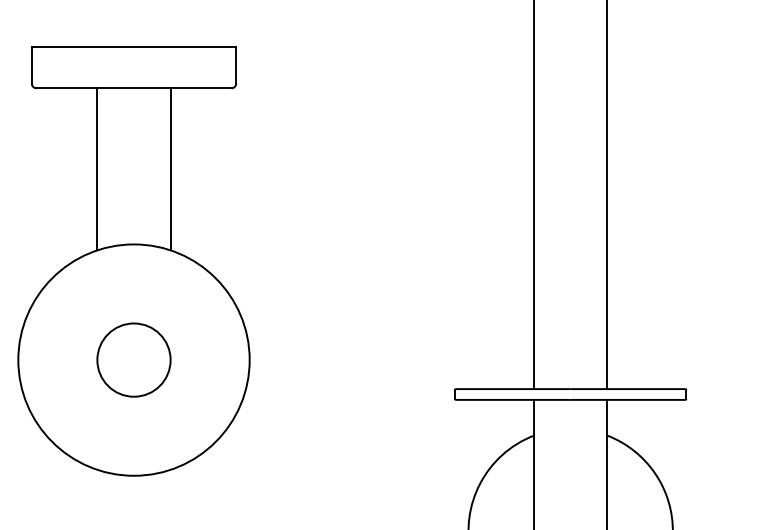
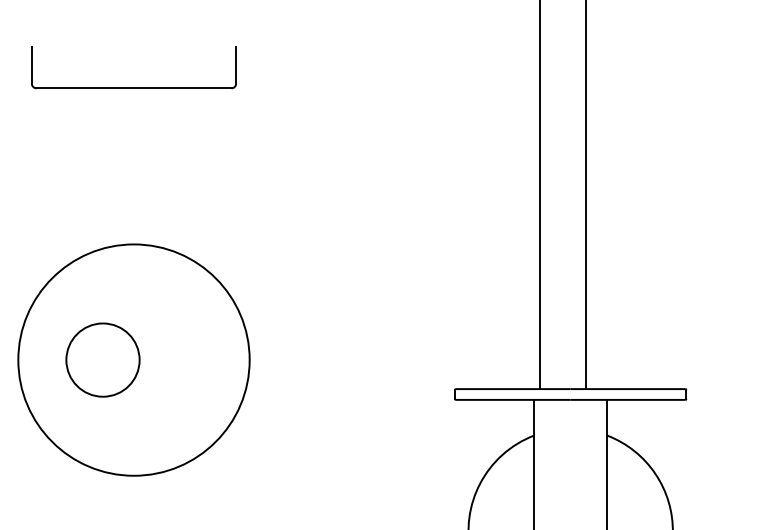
line: present -> none (133, 47)
line: present -> none (97, 169)
line: present -> none (170, 169)
line position: (534, 195) -> (540, 195) (540, 195)
line position: (607, 195) -> (586, 195) (586, 195)
circle position: (133, 359) -> (102, 359) (102, 359)
